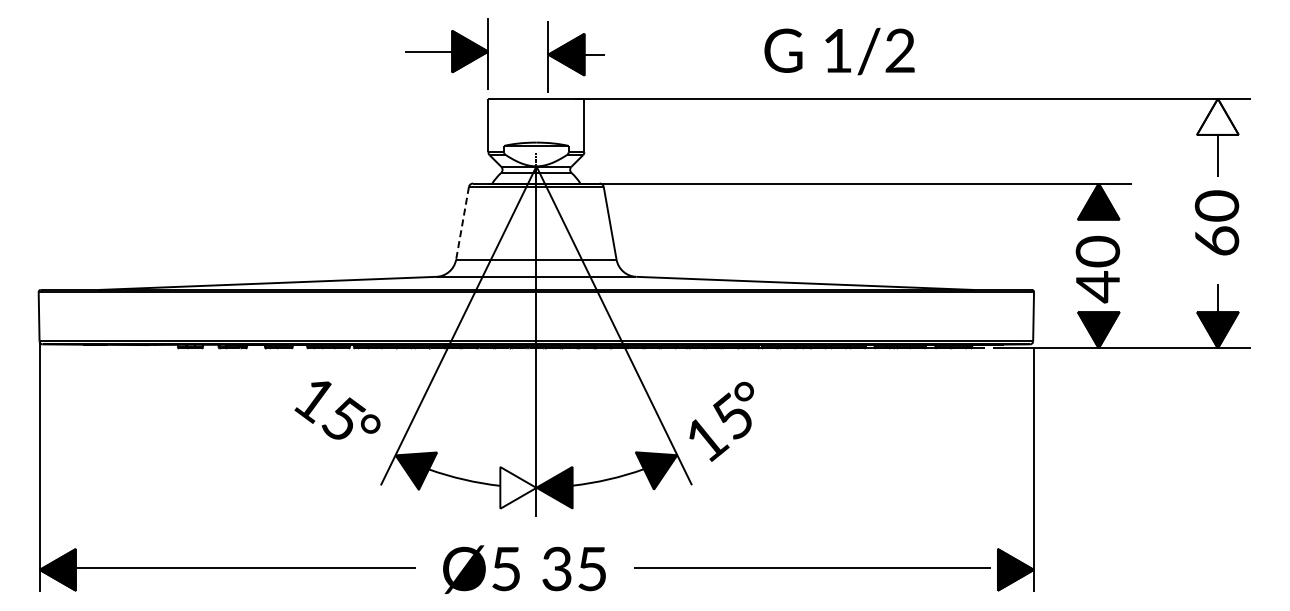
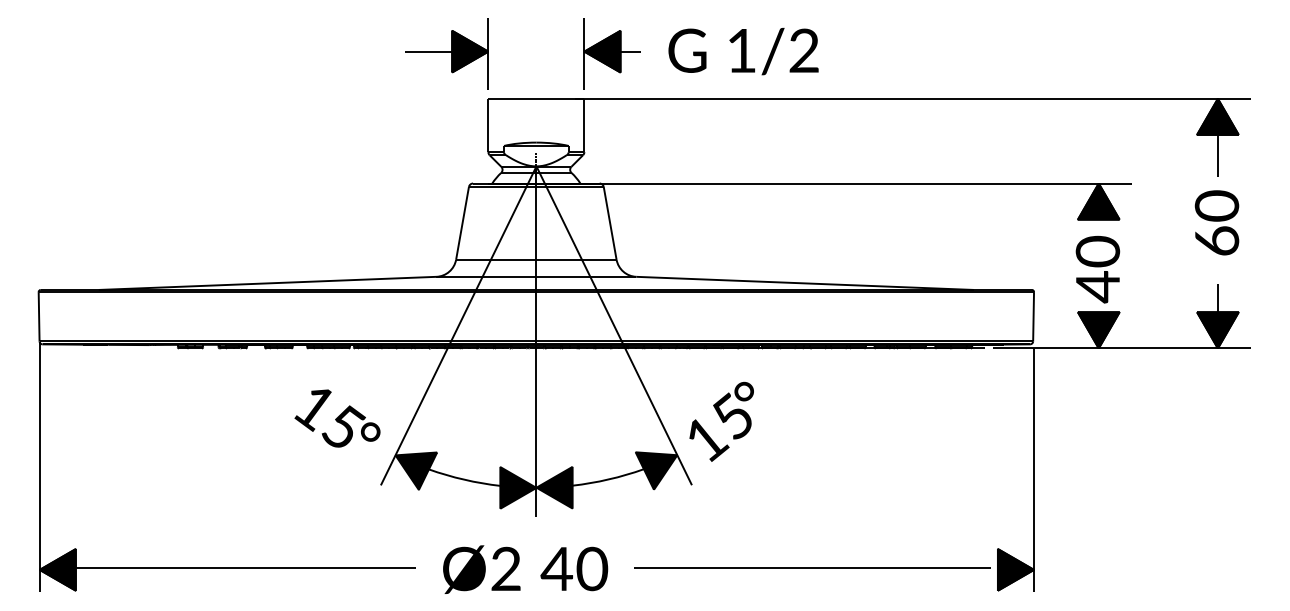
text position: (839, 51) -> (743, 51) (743, 51)
part position: (575, 56) -> (611, 53) (611, 53)
fill: none -> present (1217, 116)
line: dashed -> solid (462, 223)
text position: (337, 410) -> (337, 418) (337, 418)
fill: none -> present (518, 487)
text: Ø5 -> Ø2 (505, 568)
text: 35 -> 40 (574, 568)
